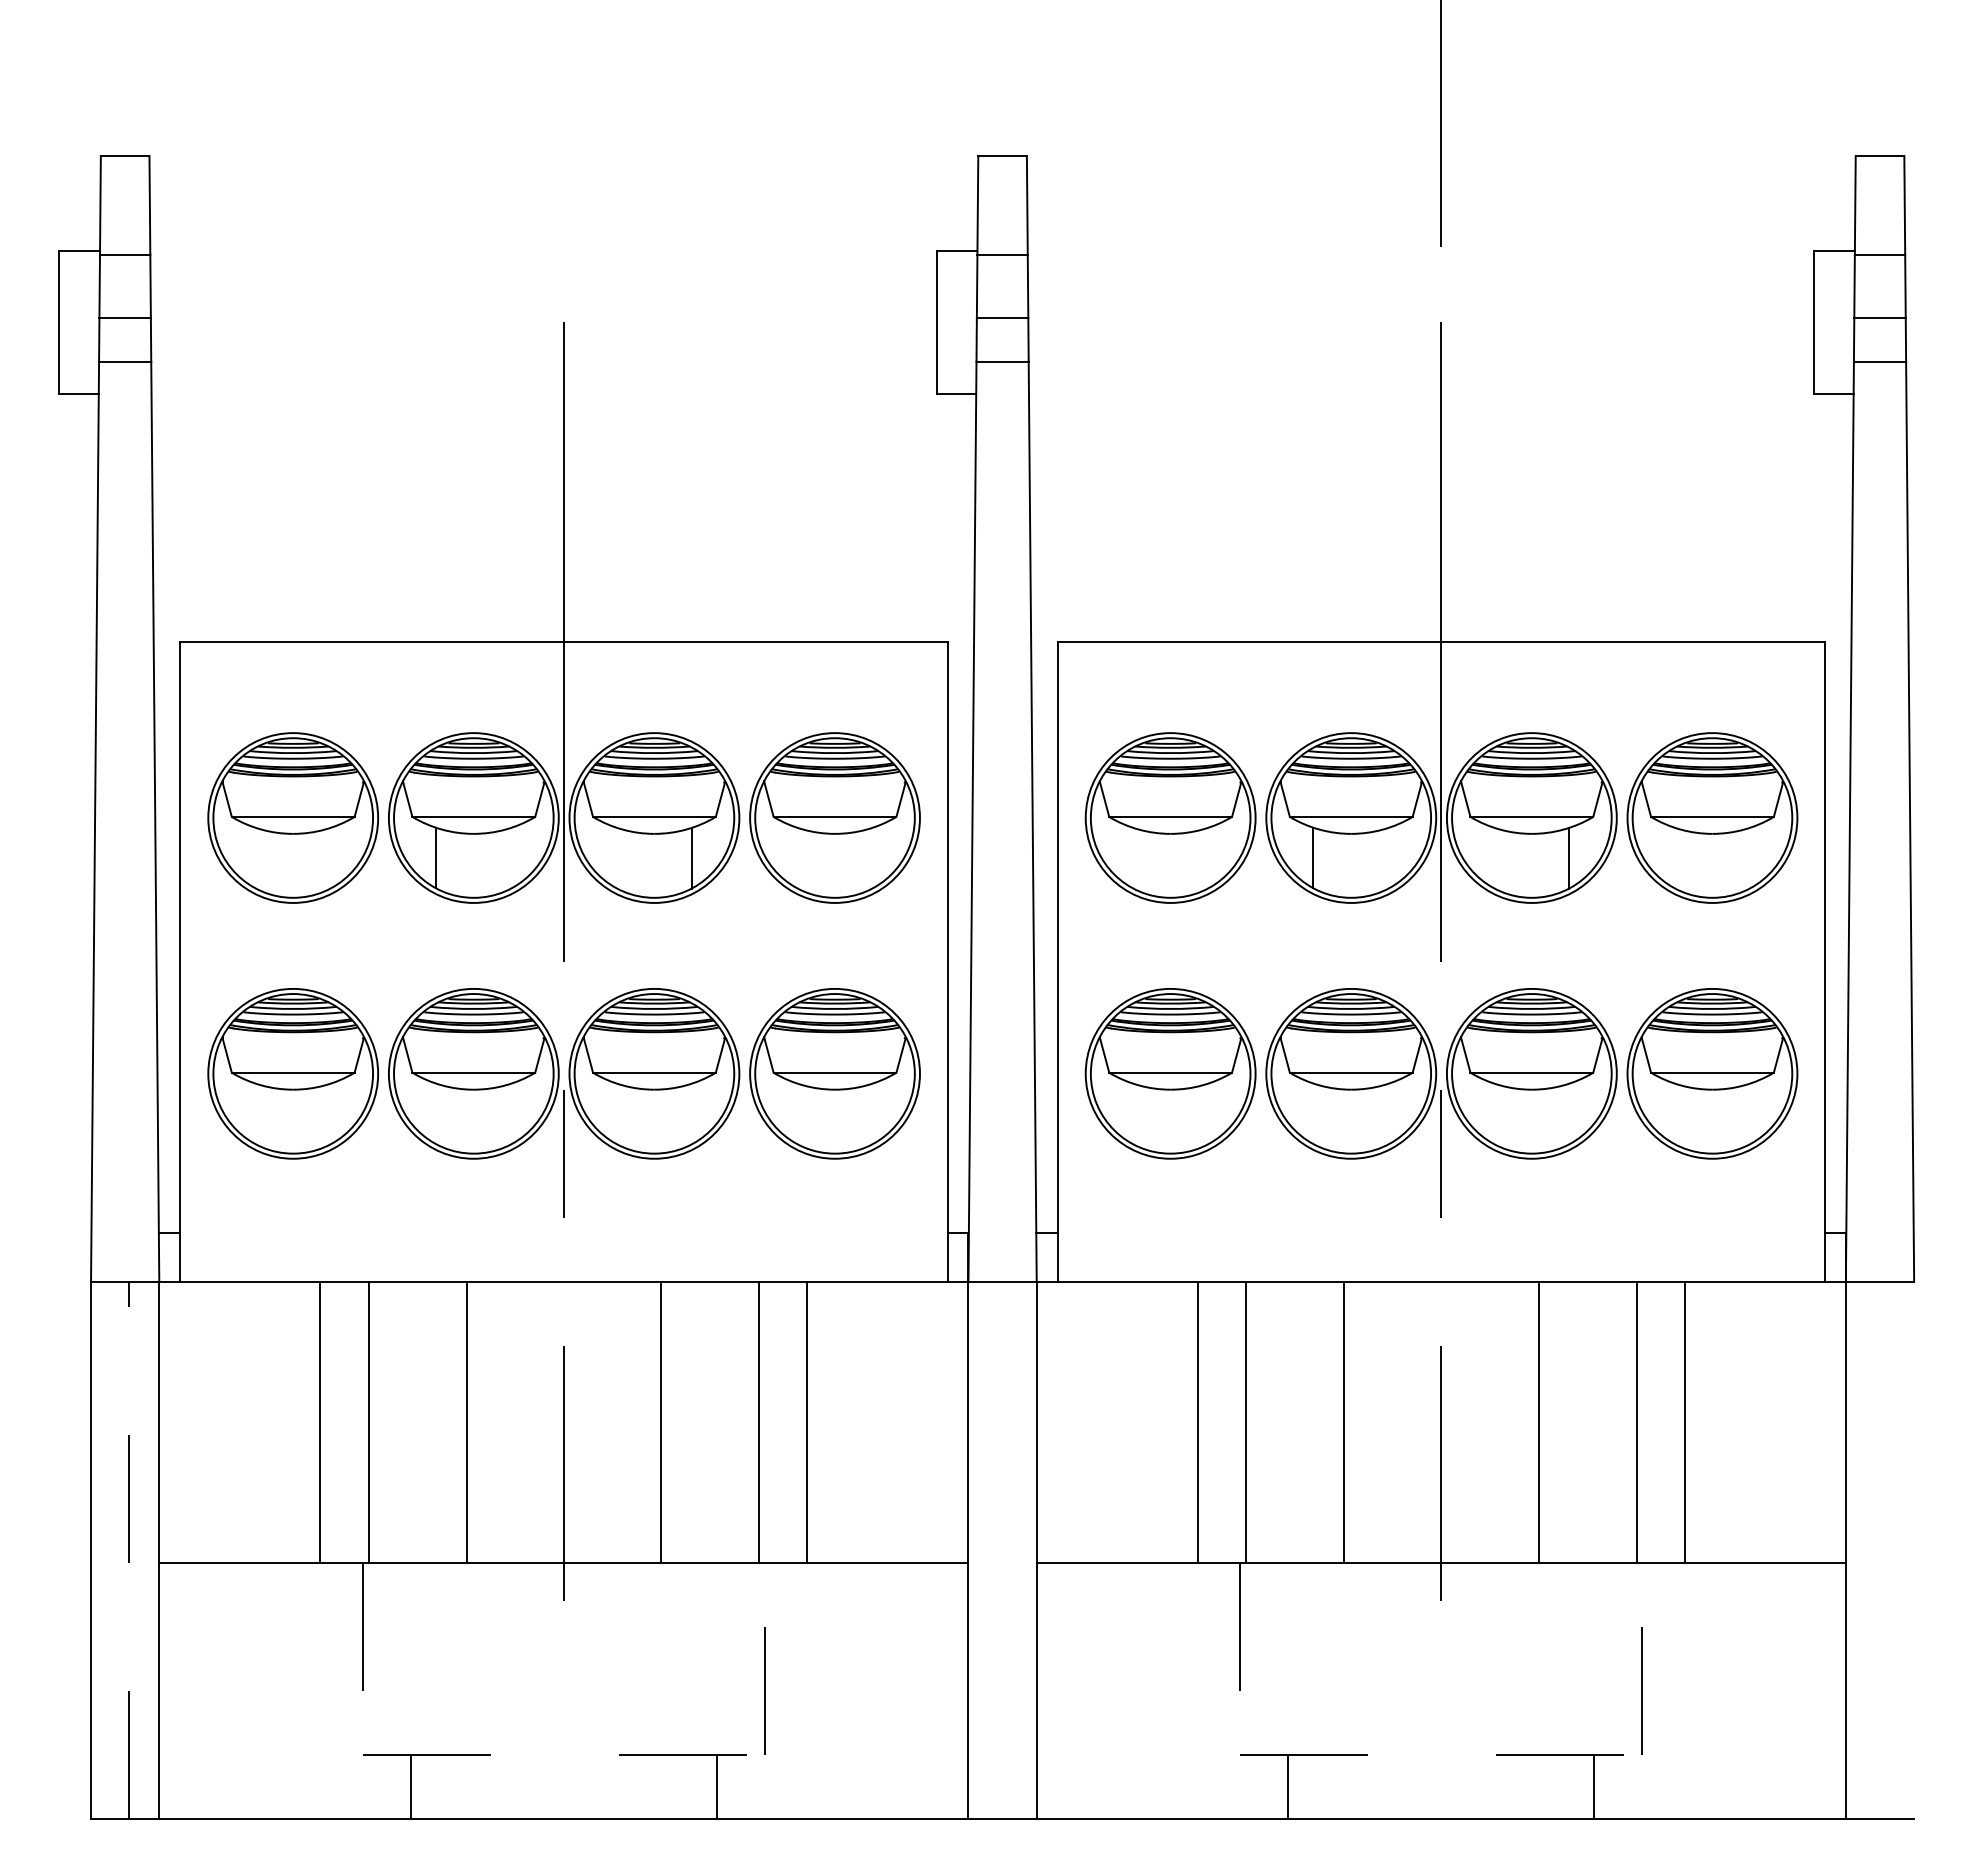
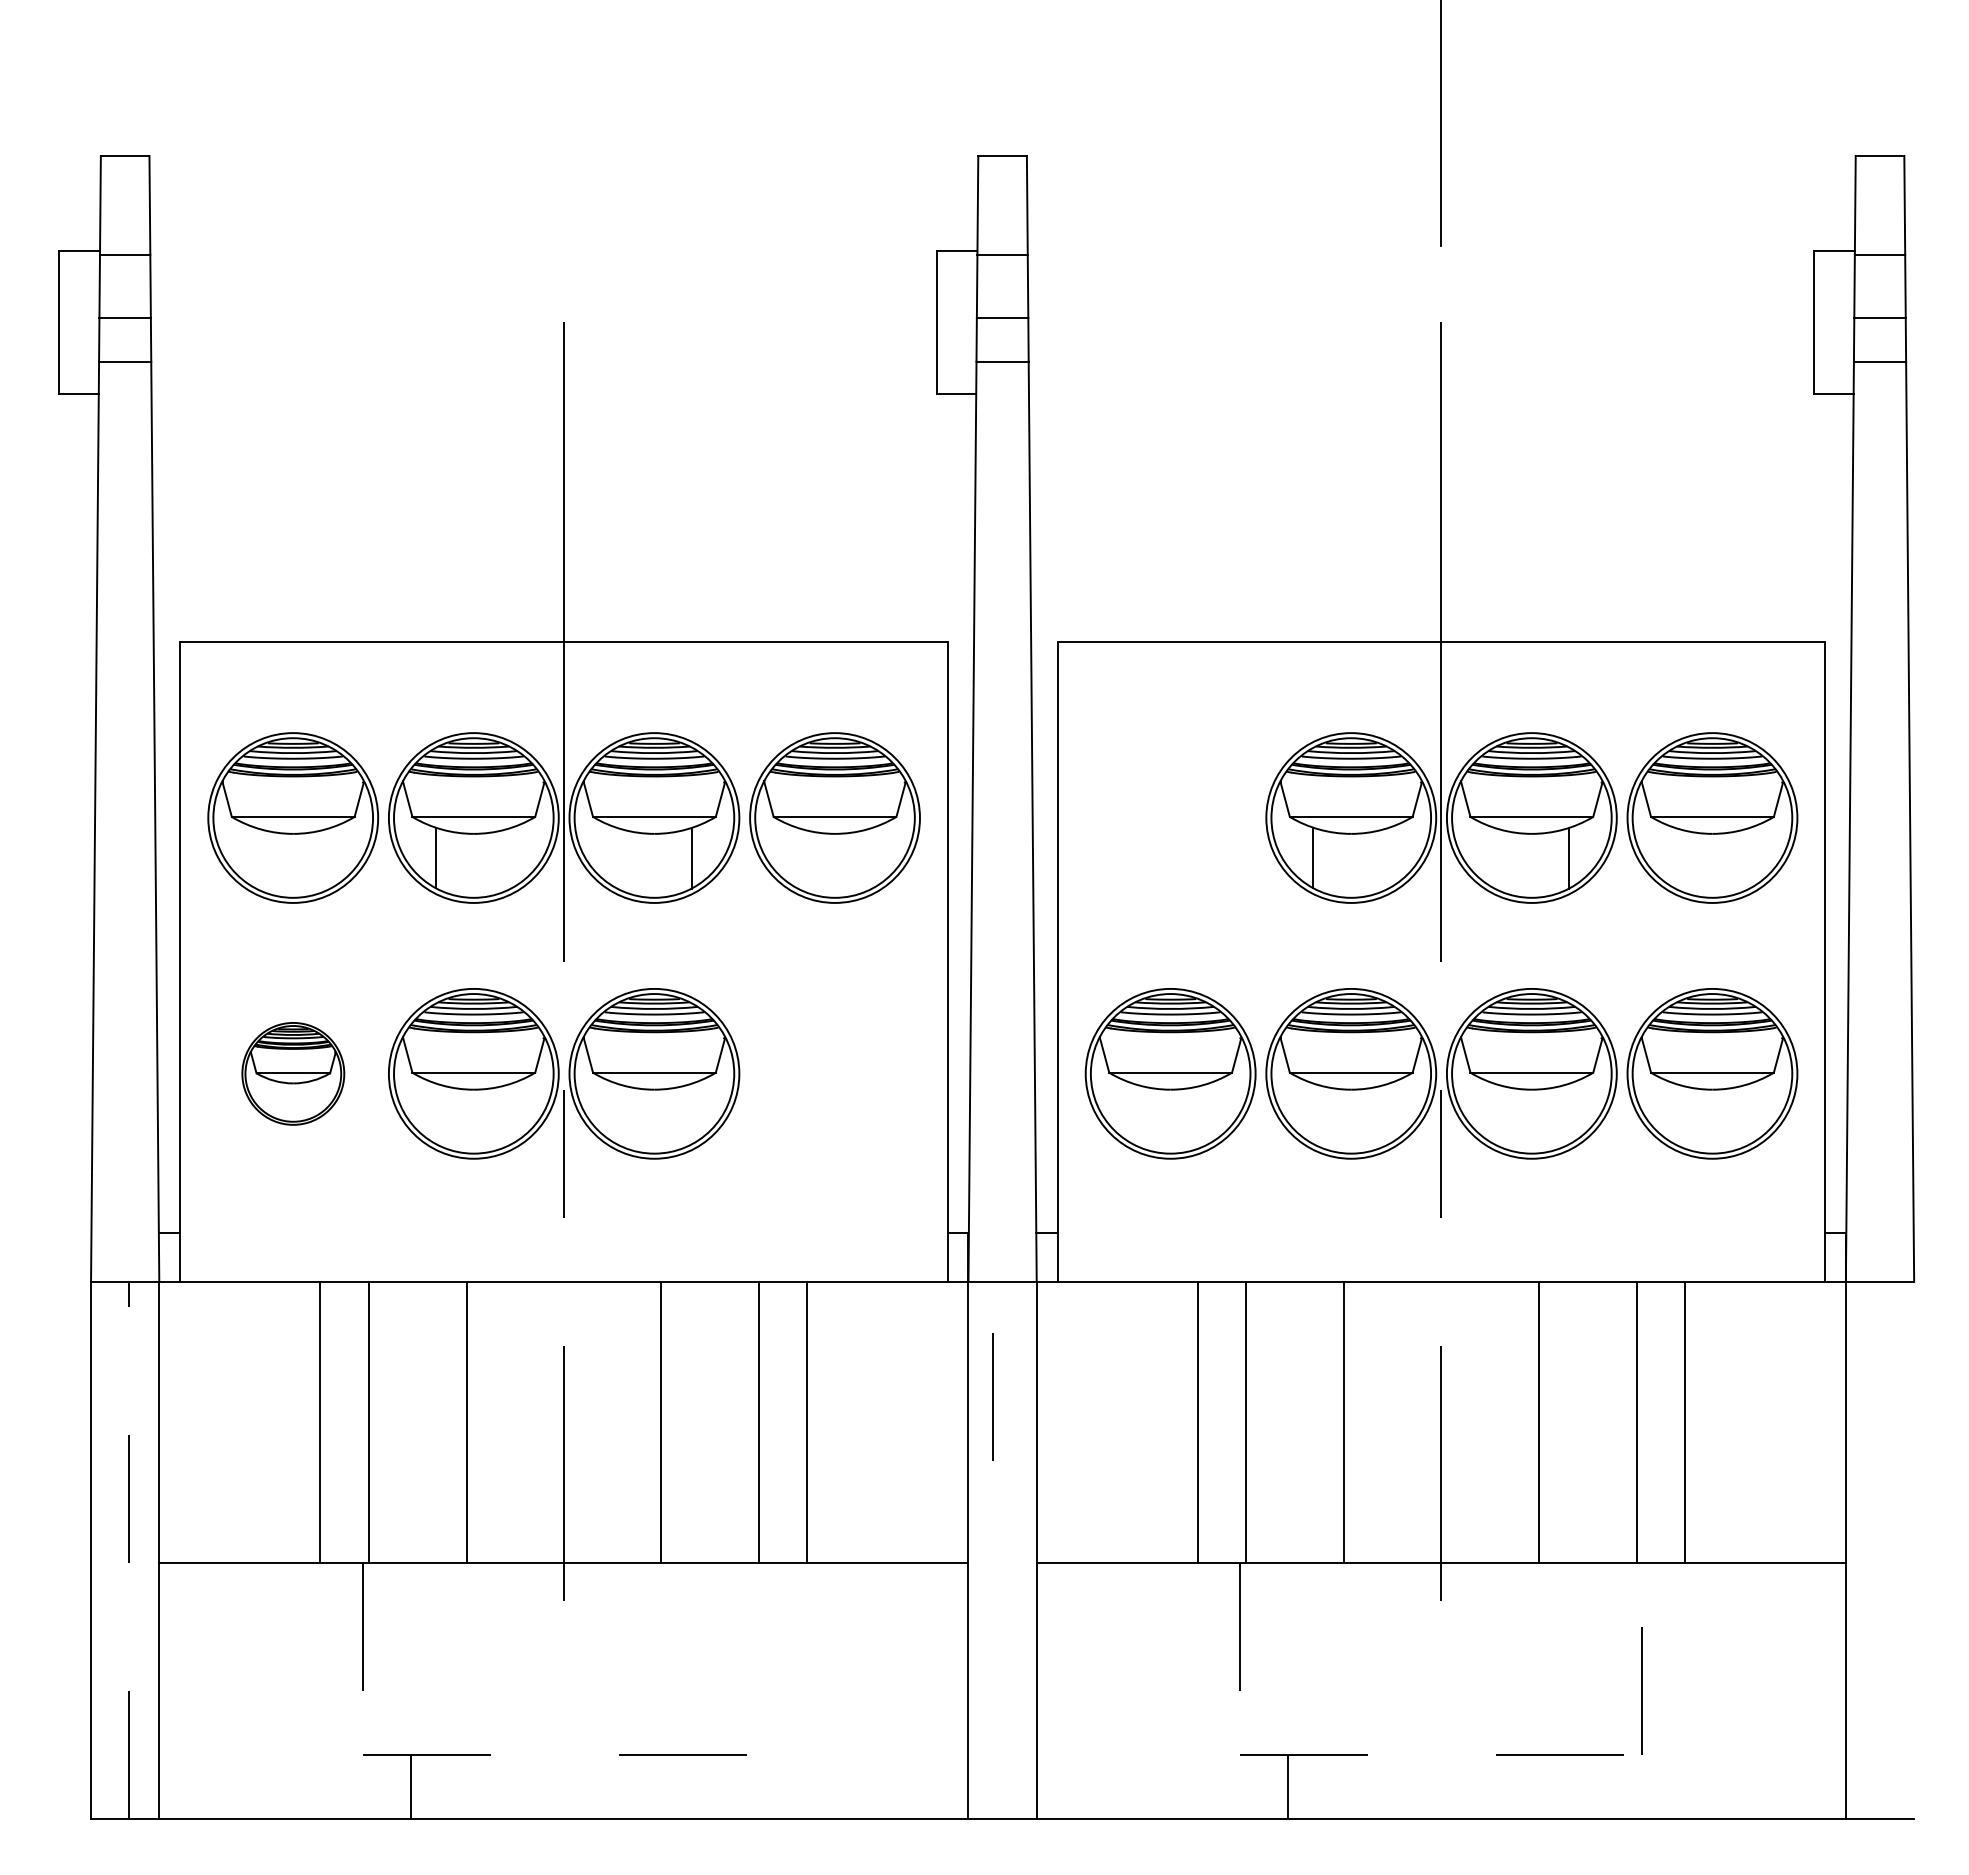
part: present -> none (1170, 817)
part size: 173x172 px -> 105x104 px (293, 1073)
part: present -> none (834, 1073)
line position: (764, 1690) -> (992, 1396) (992, 1396)
line: present -> none (716, 1786)
line: present -> none (1594, 1786)
